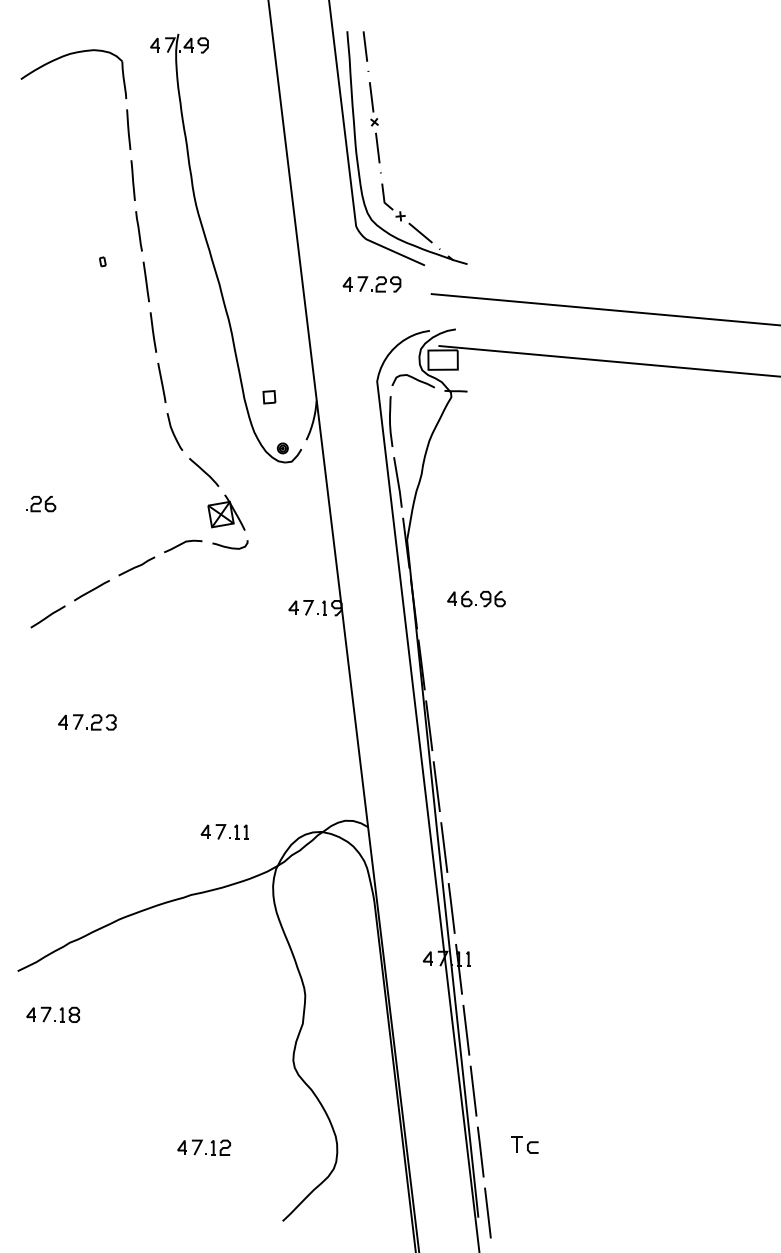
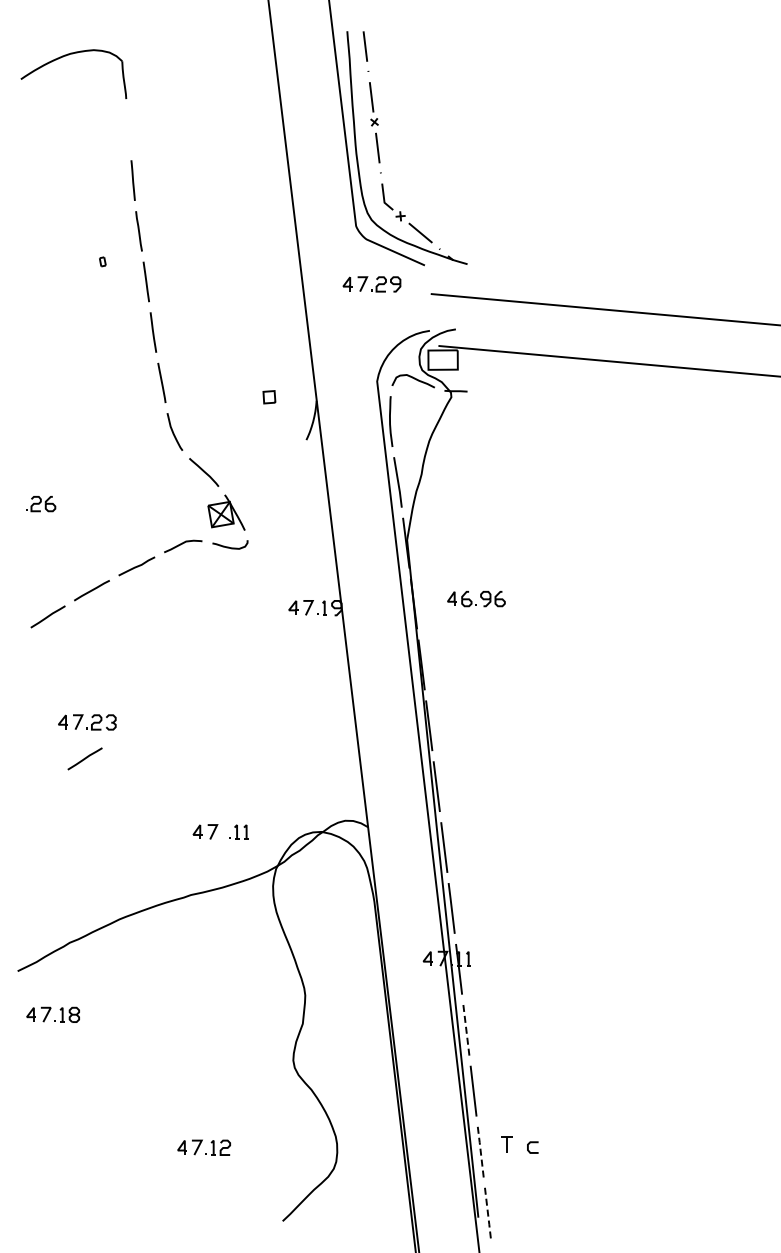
line: present -> none (128, 129)
part: present -> none (211, 253)
line: none -> present (84, 758)
part position: (213, 831) -> (205, 831) (205, 831)
line: solid -> dashed (466, 1030)
part position: (516, 1144) -> (506, 1144) (506, 1144)
line: solid -> dashed (480, 1150)
line: solid -> dashed (487, 1213)
